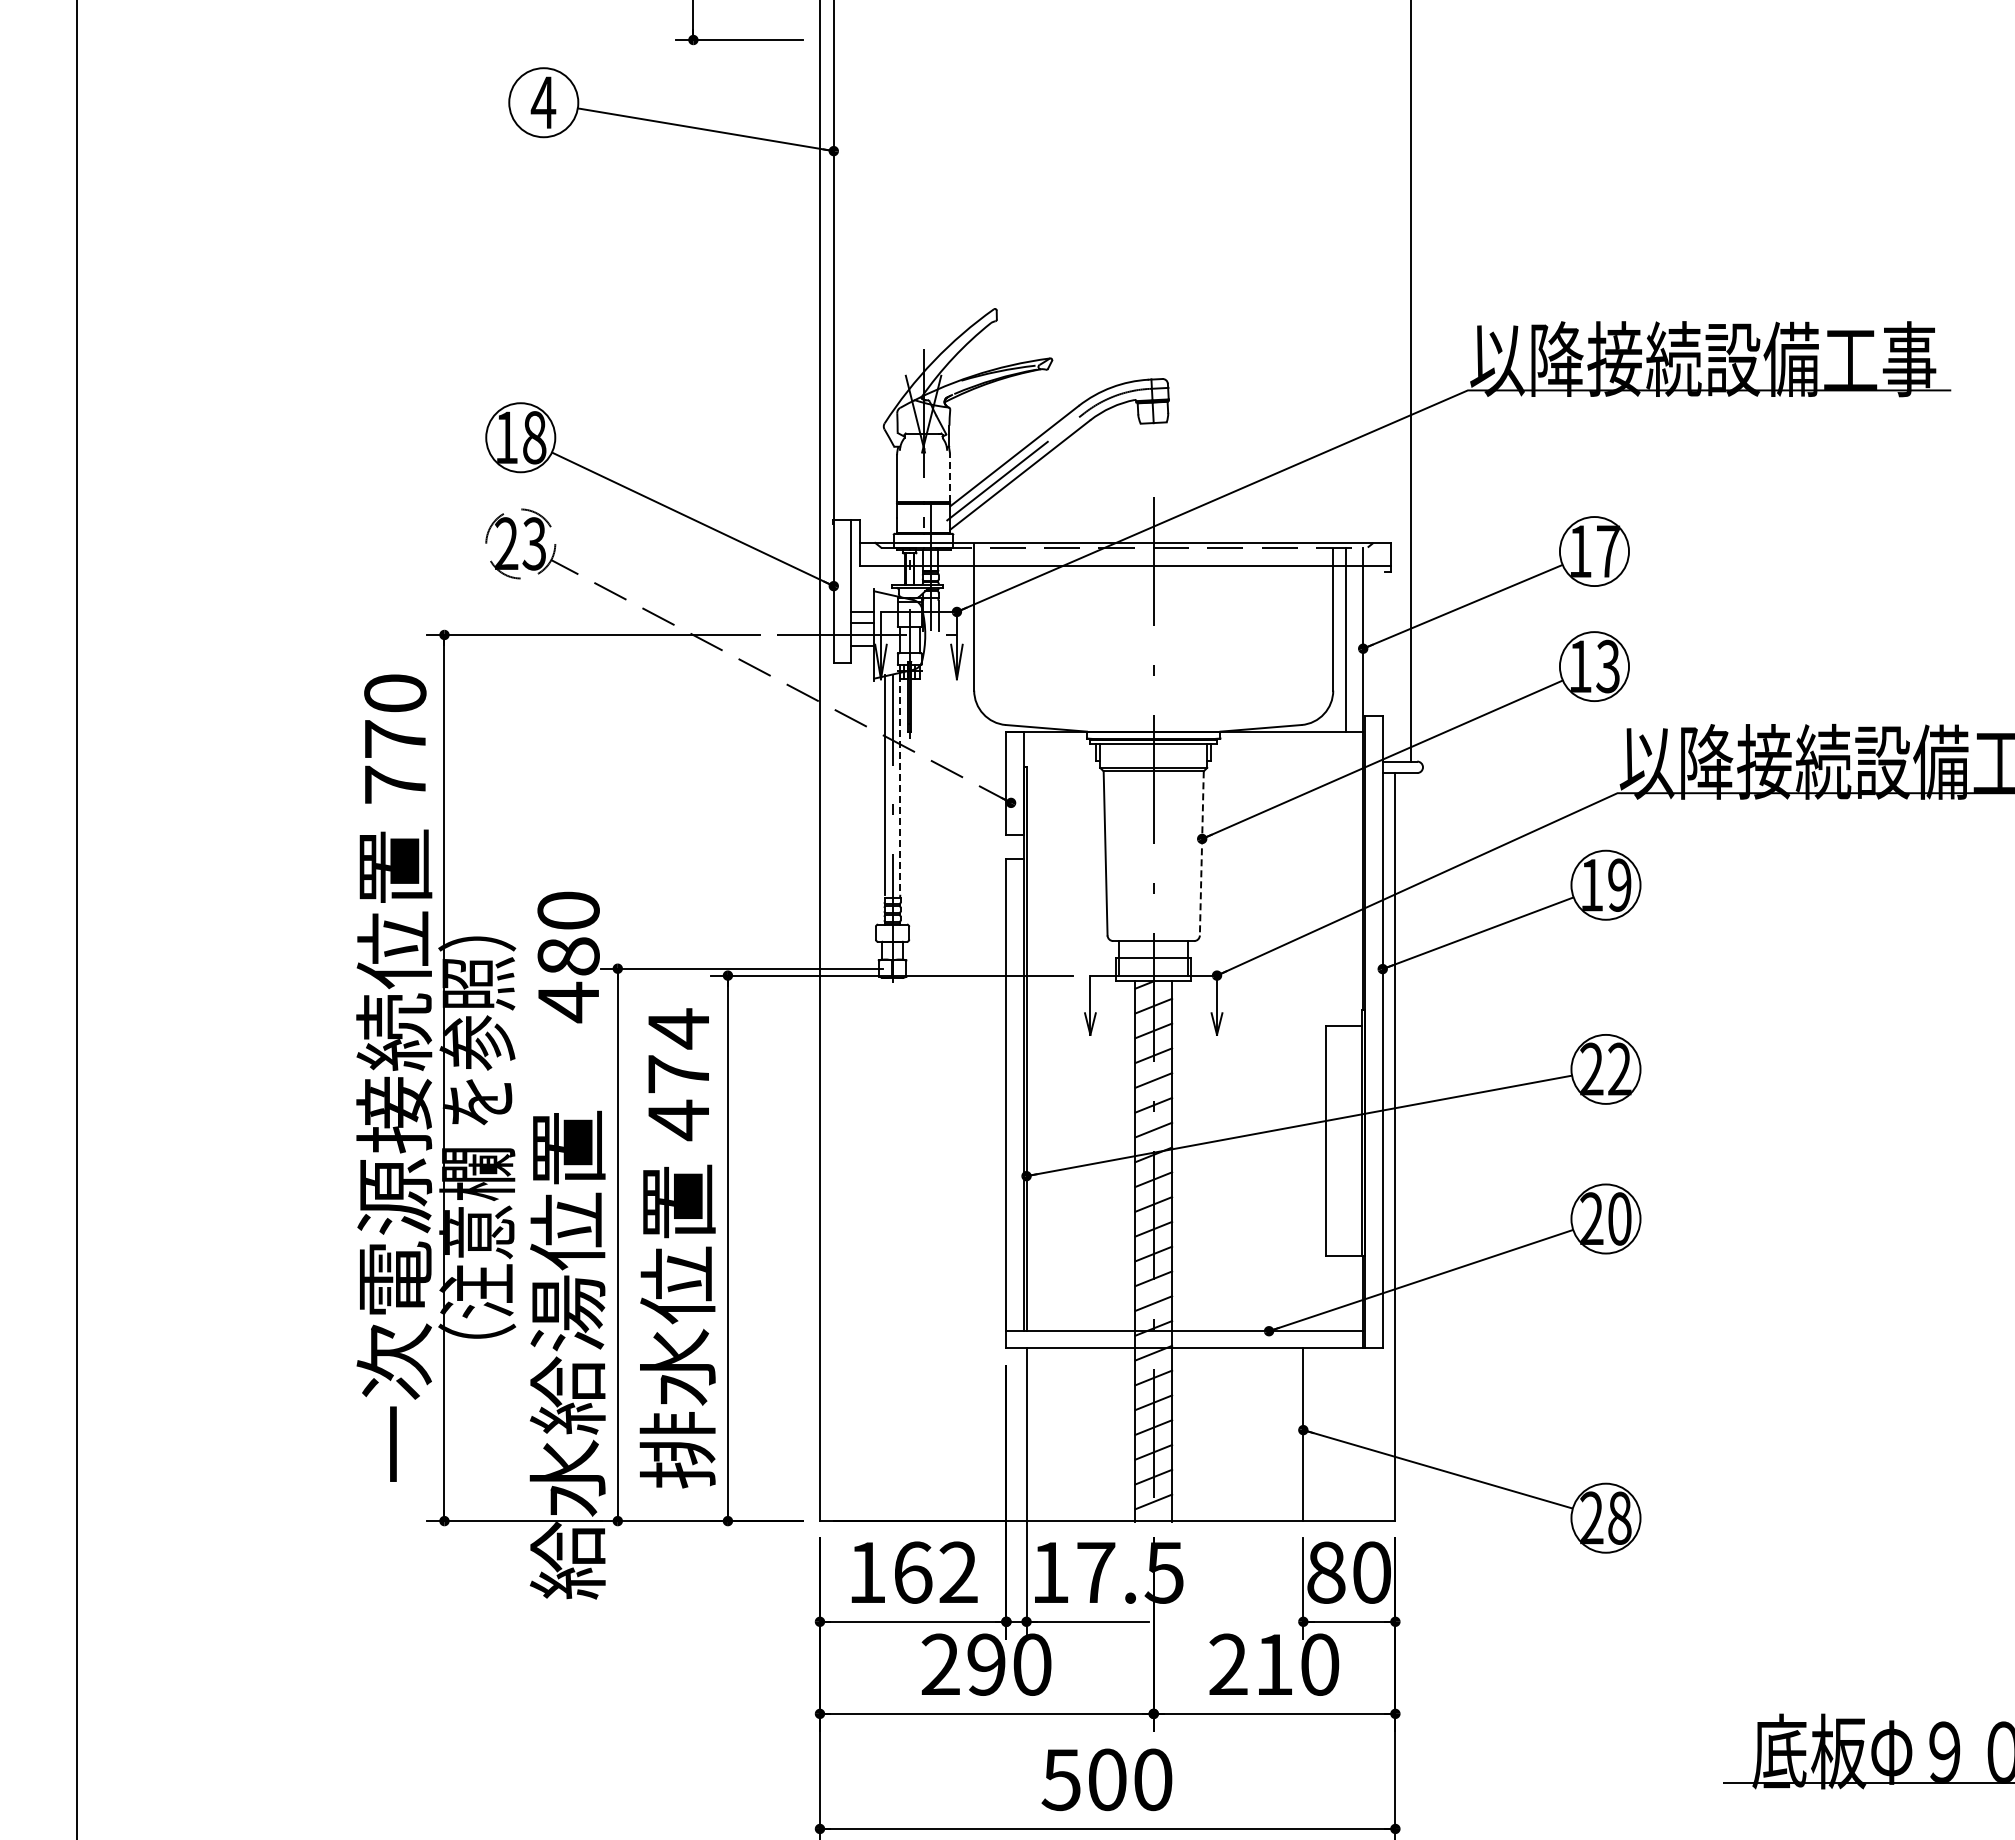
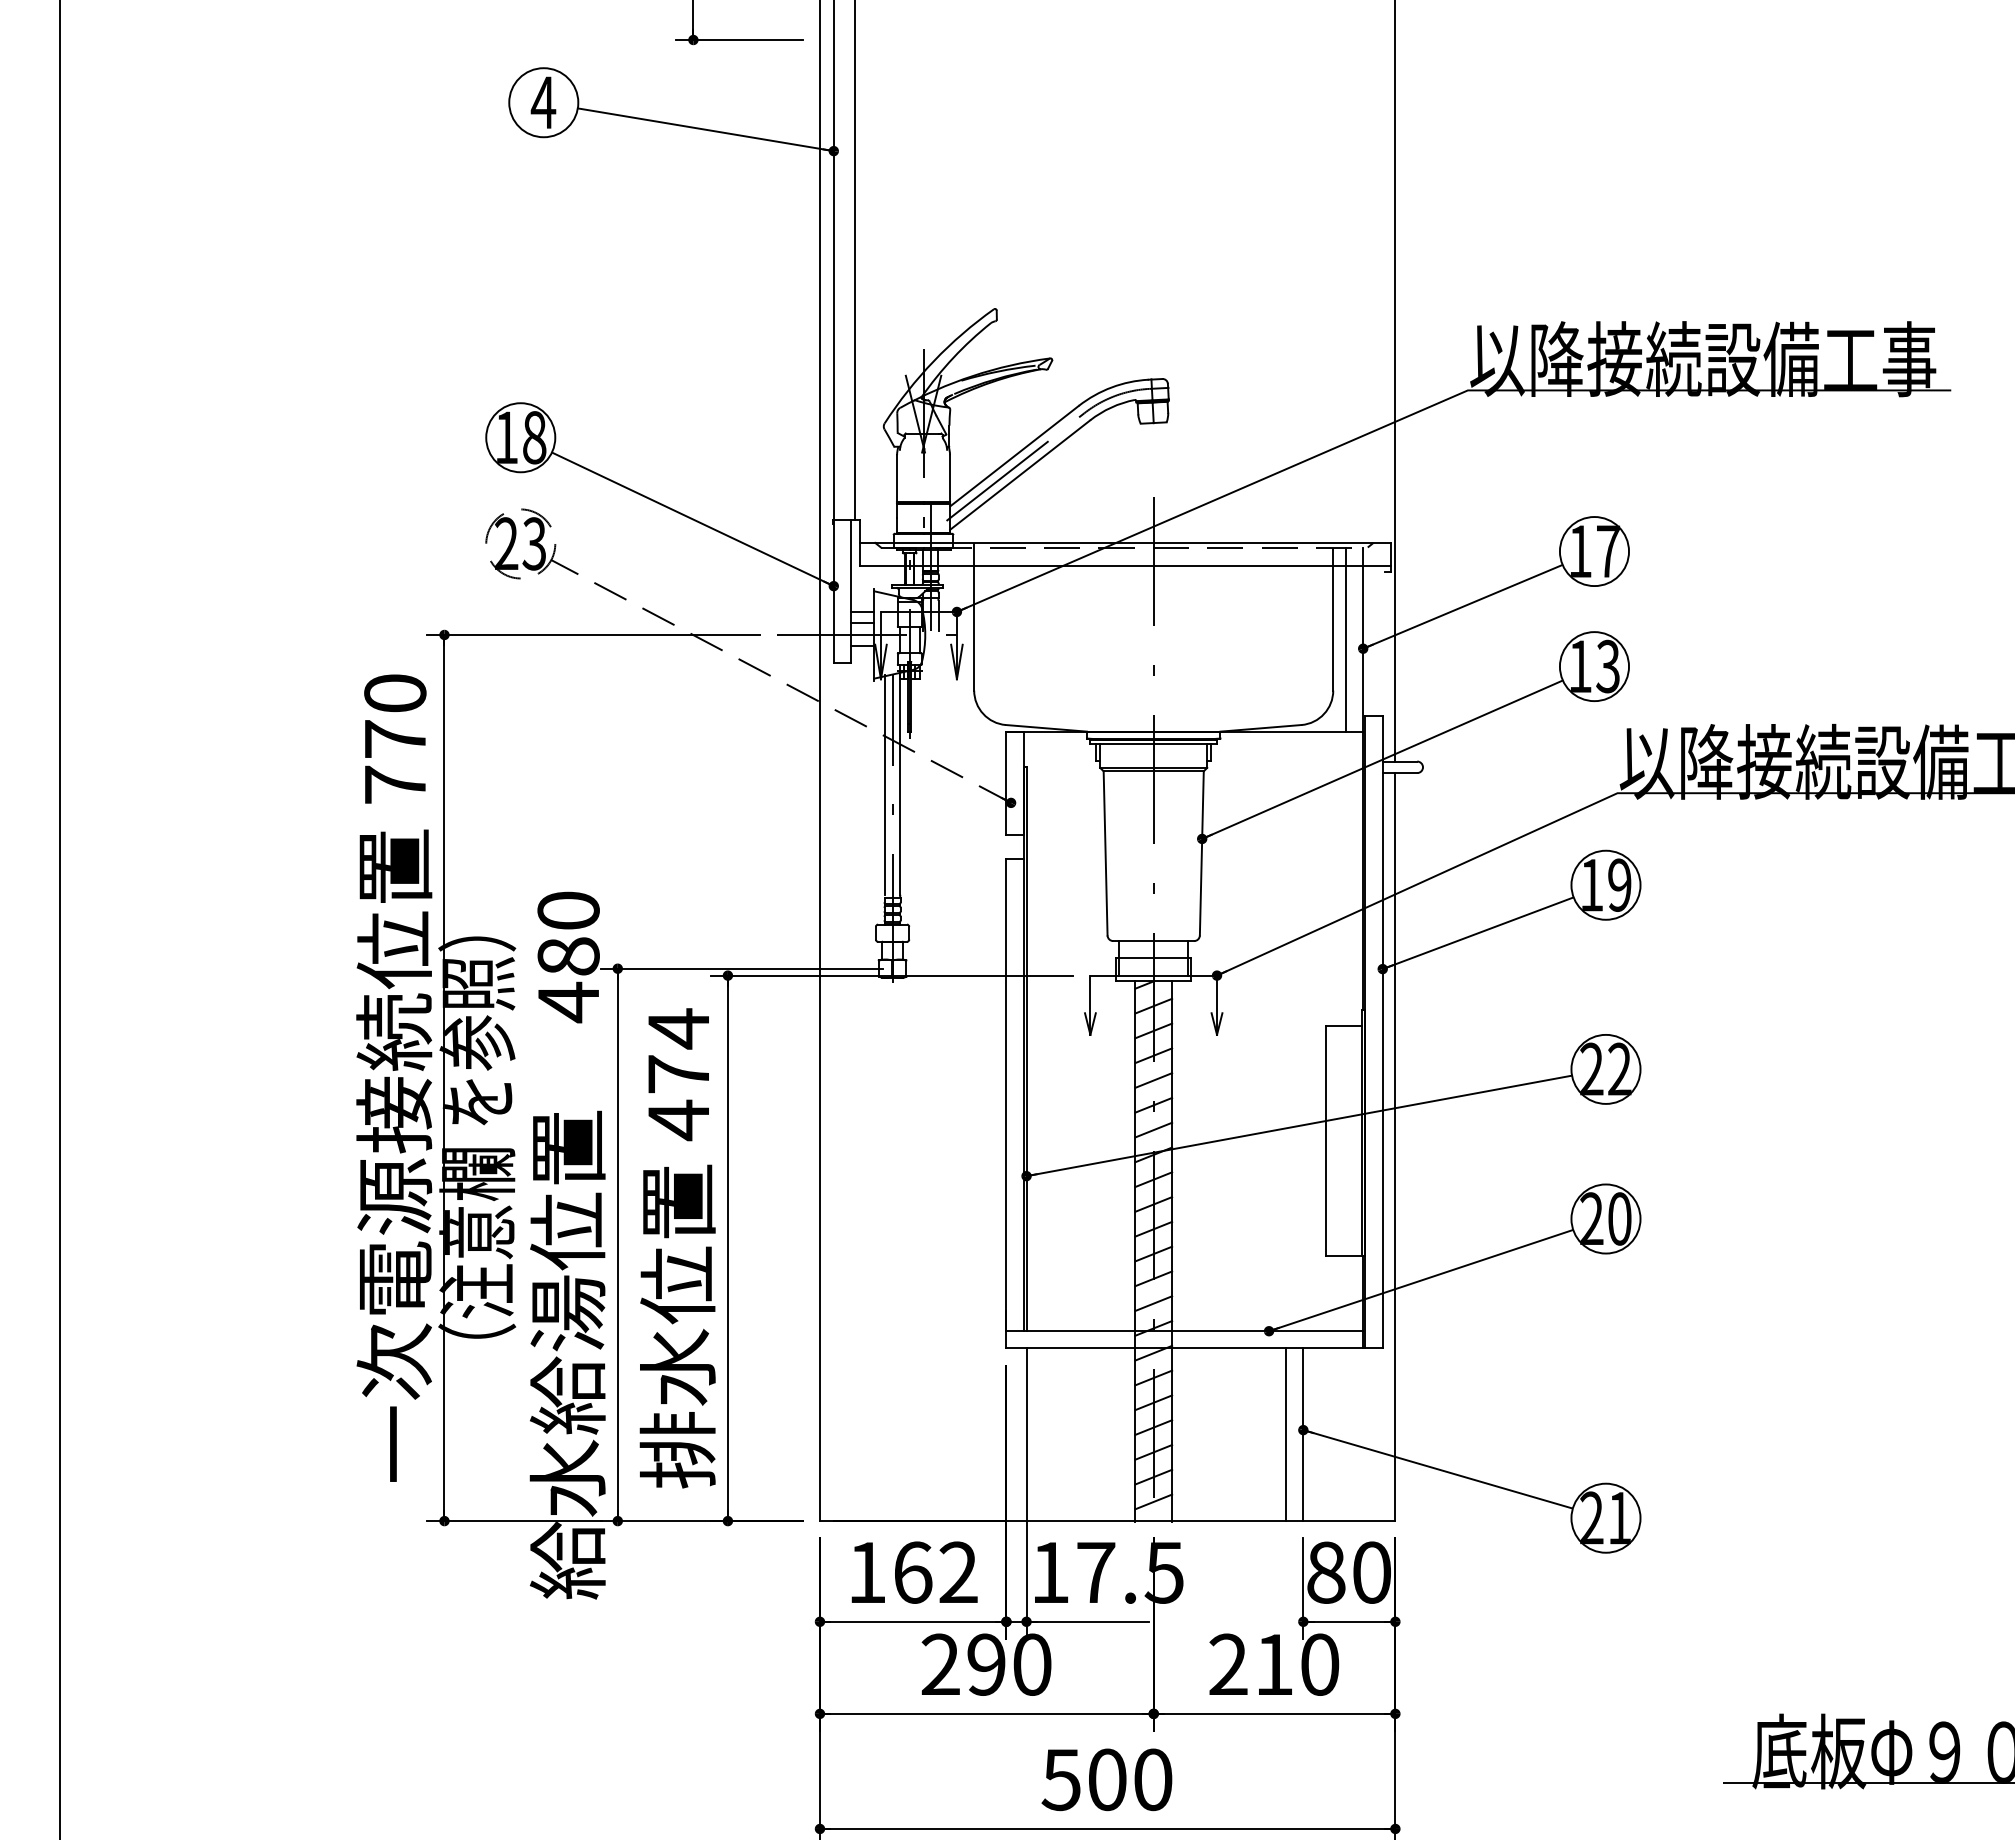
line: none -> present (854, 260)
line position: (1411, 381) -> (1395, 381) (1395, 381)
line: dashed -> solid (950, 478)
line: dashed -> solid (900, 784)
line: dashed -> solid (1201, 853)
line position: (77, 919) -> (60, 919) (60, 919)
line: none -> present (1286, 1434)
text: 28 -> 21 (1619, 1517)
